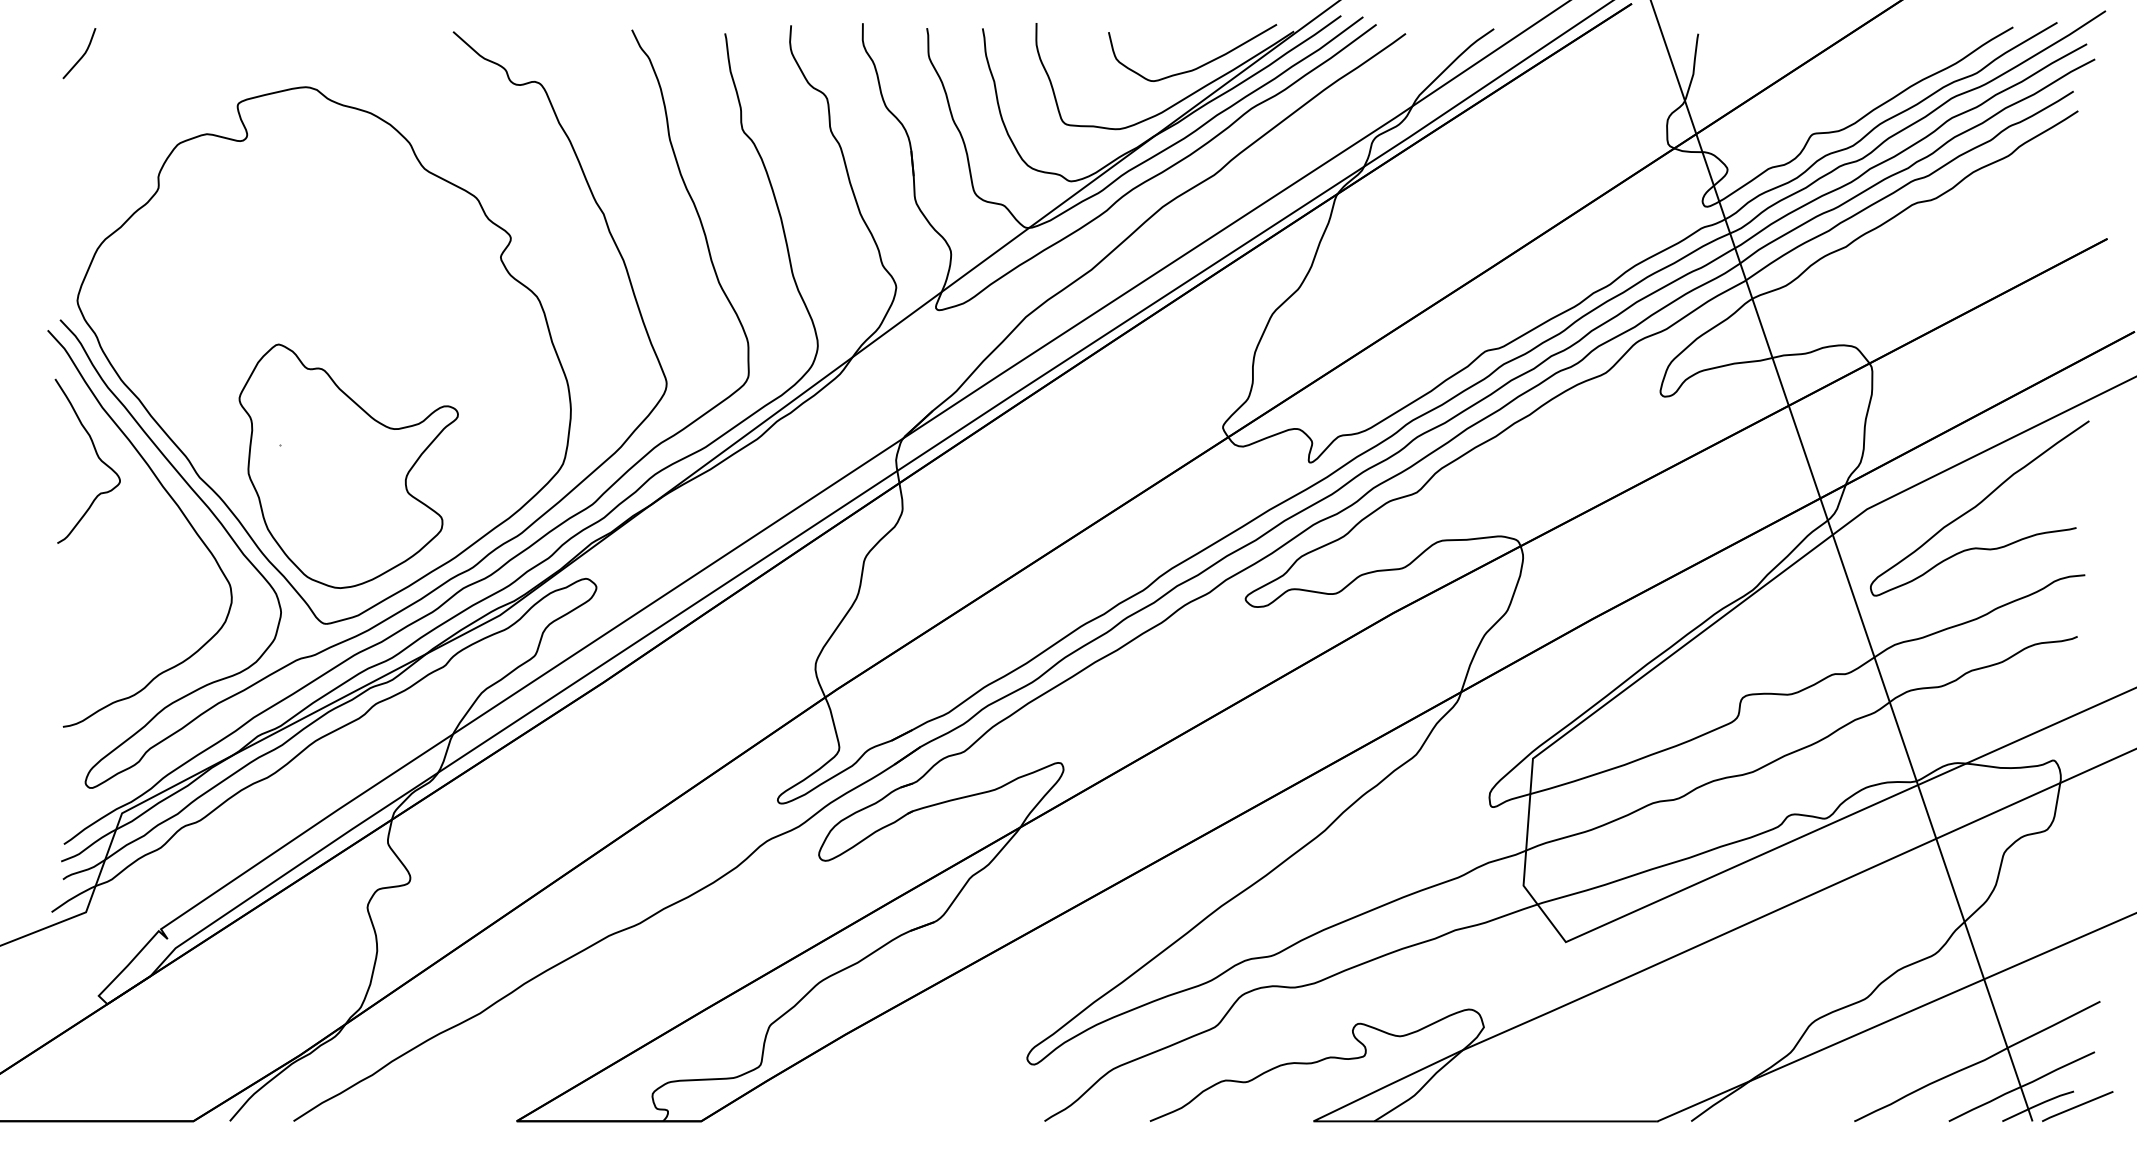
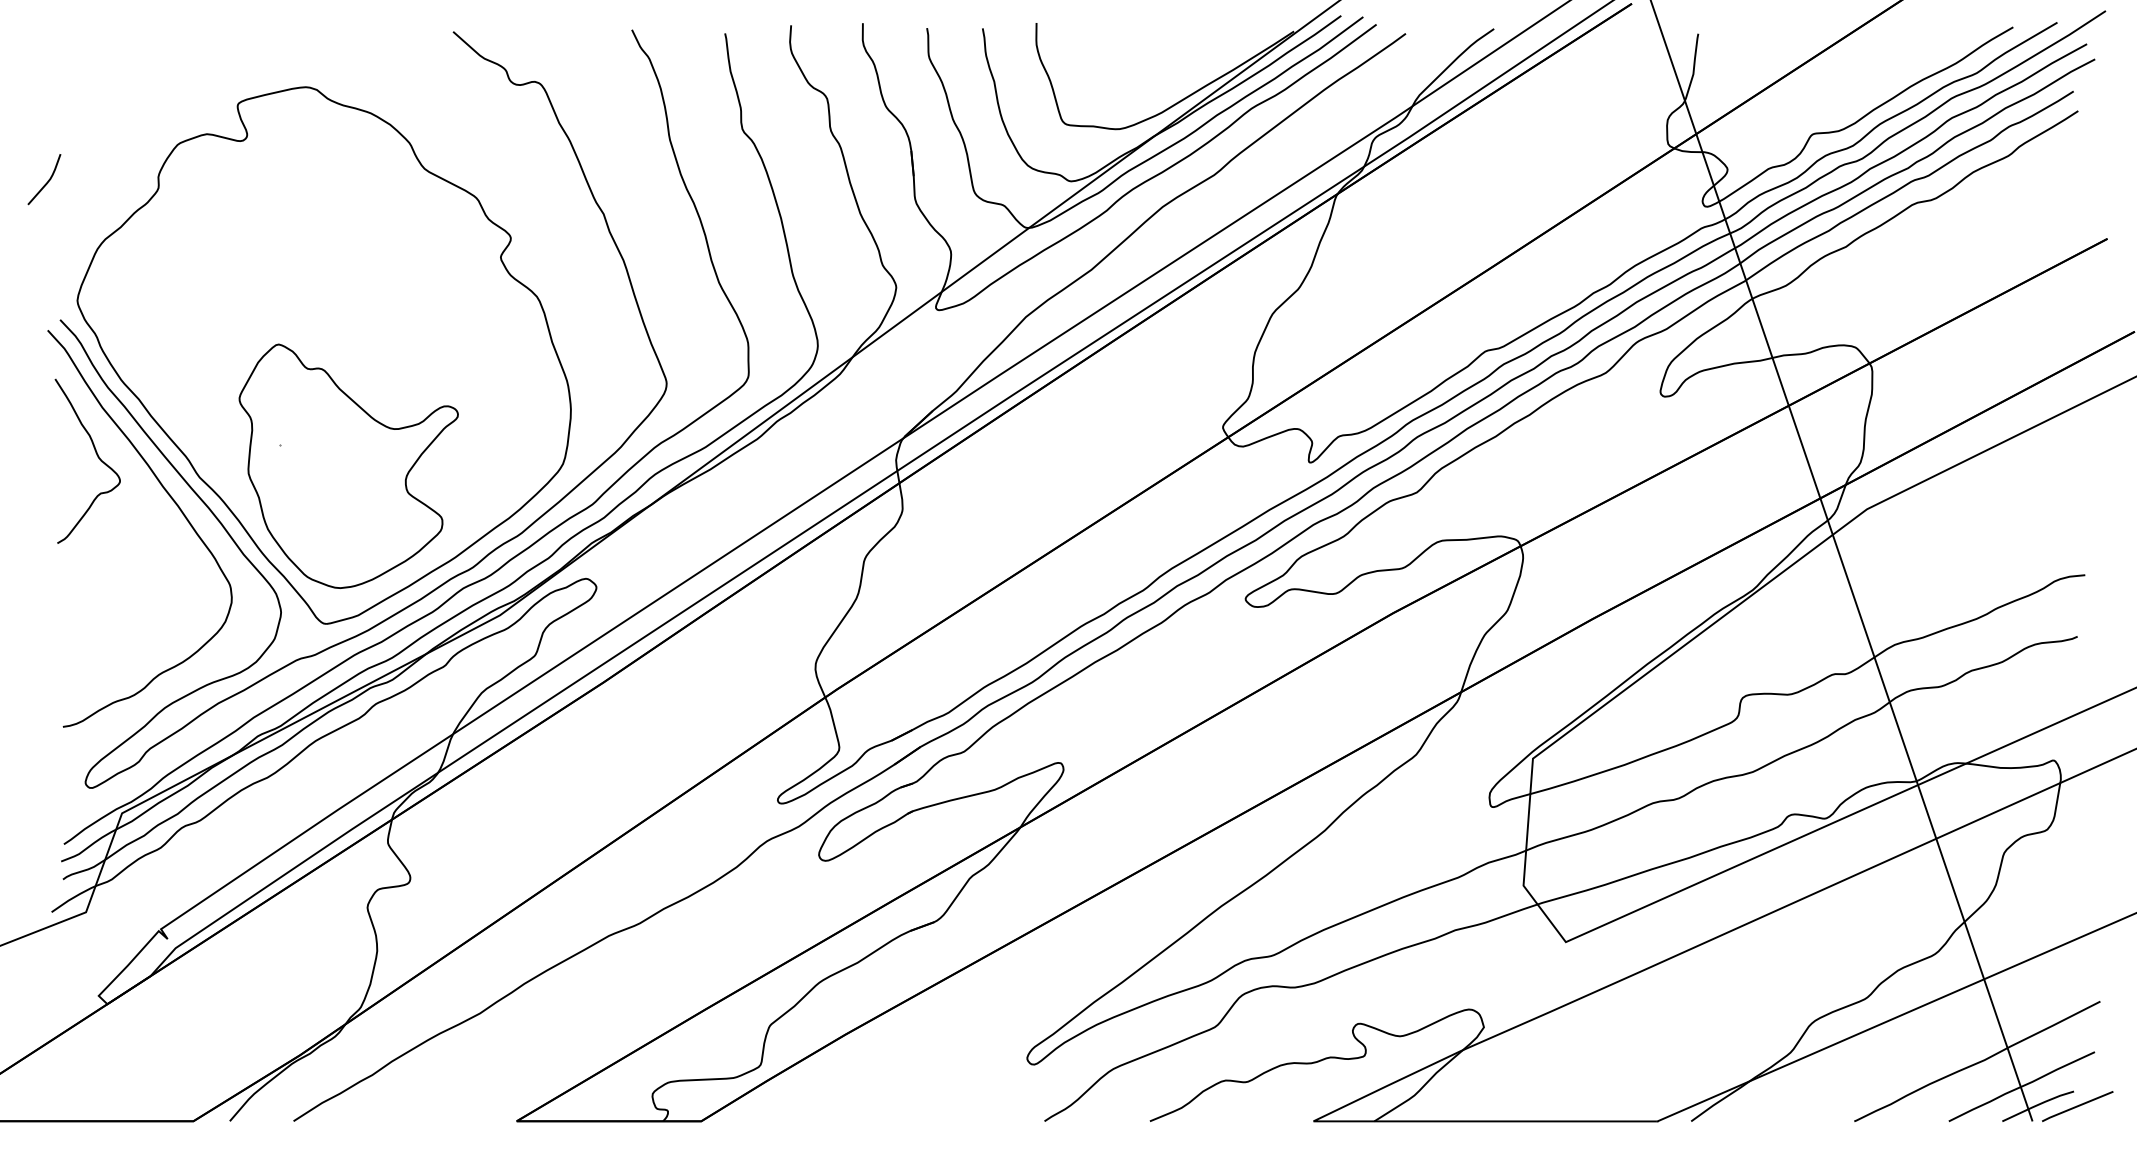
curve position: (82, 55) -> (47, 181) (47, 181)
curve: present -> none (1198, 66)
curve: present -> none (1977, 506)
